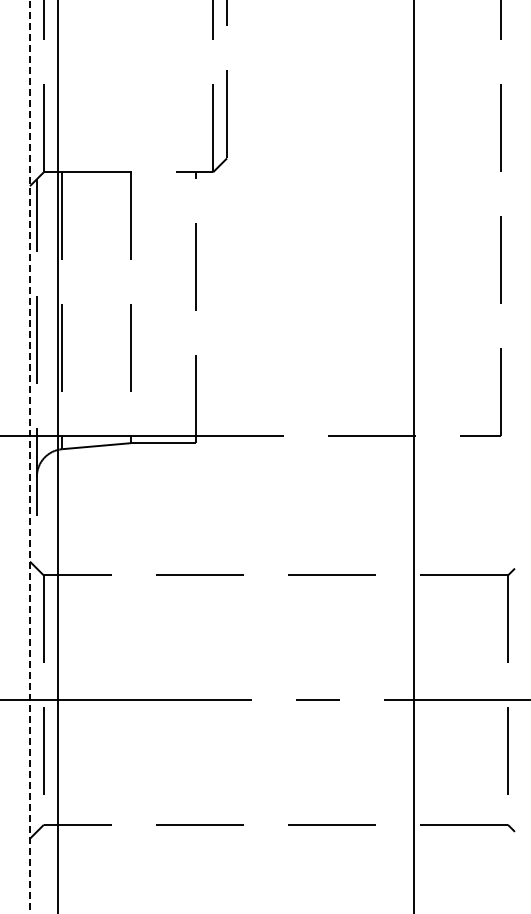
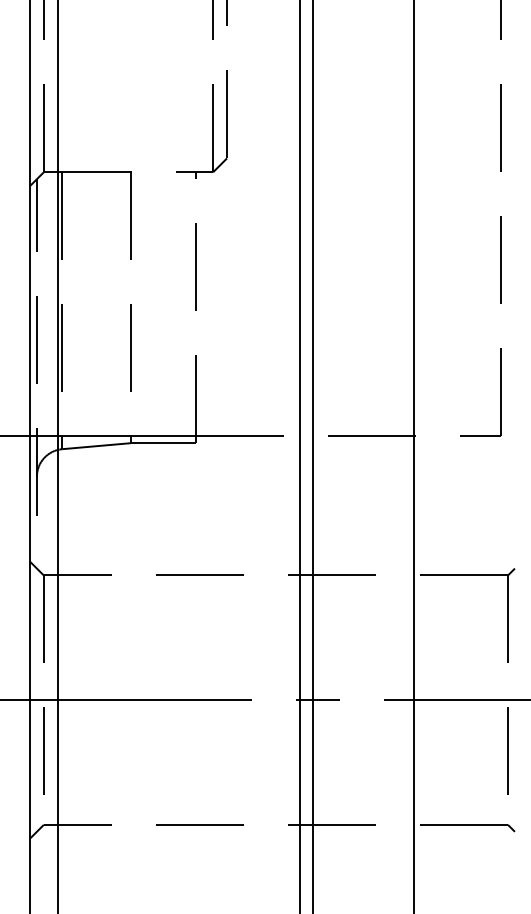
line: dashed -> solid (29, 456)
line: none -> present (299, 456)
line: none -> present (312, 456)
